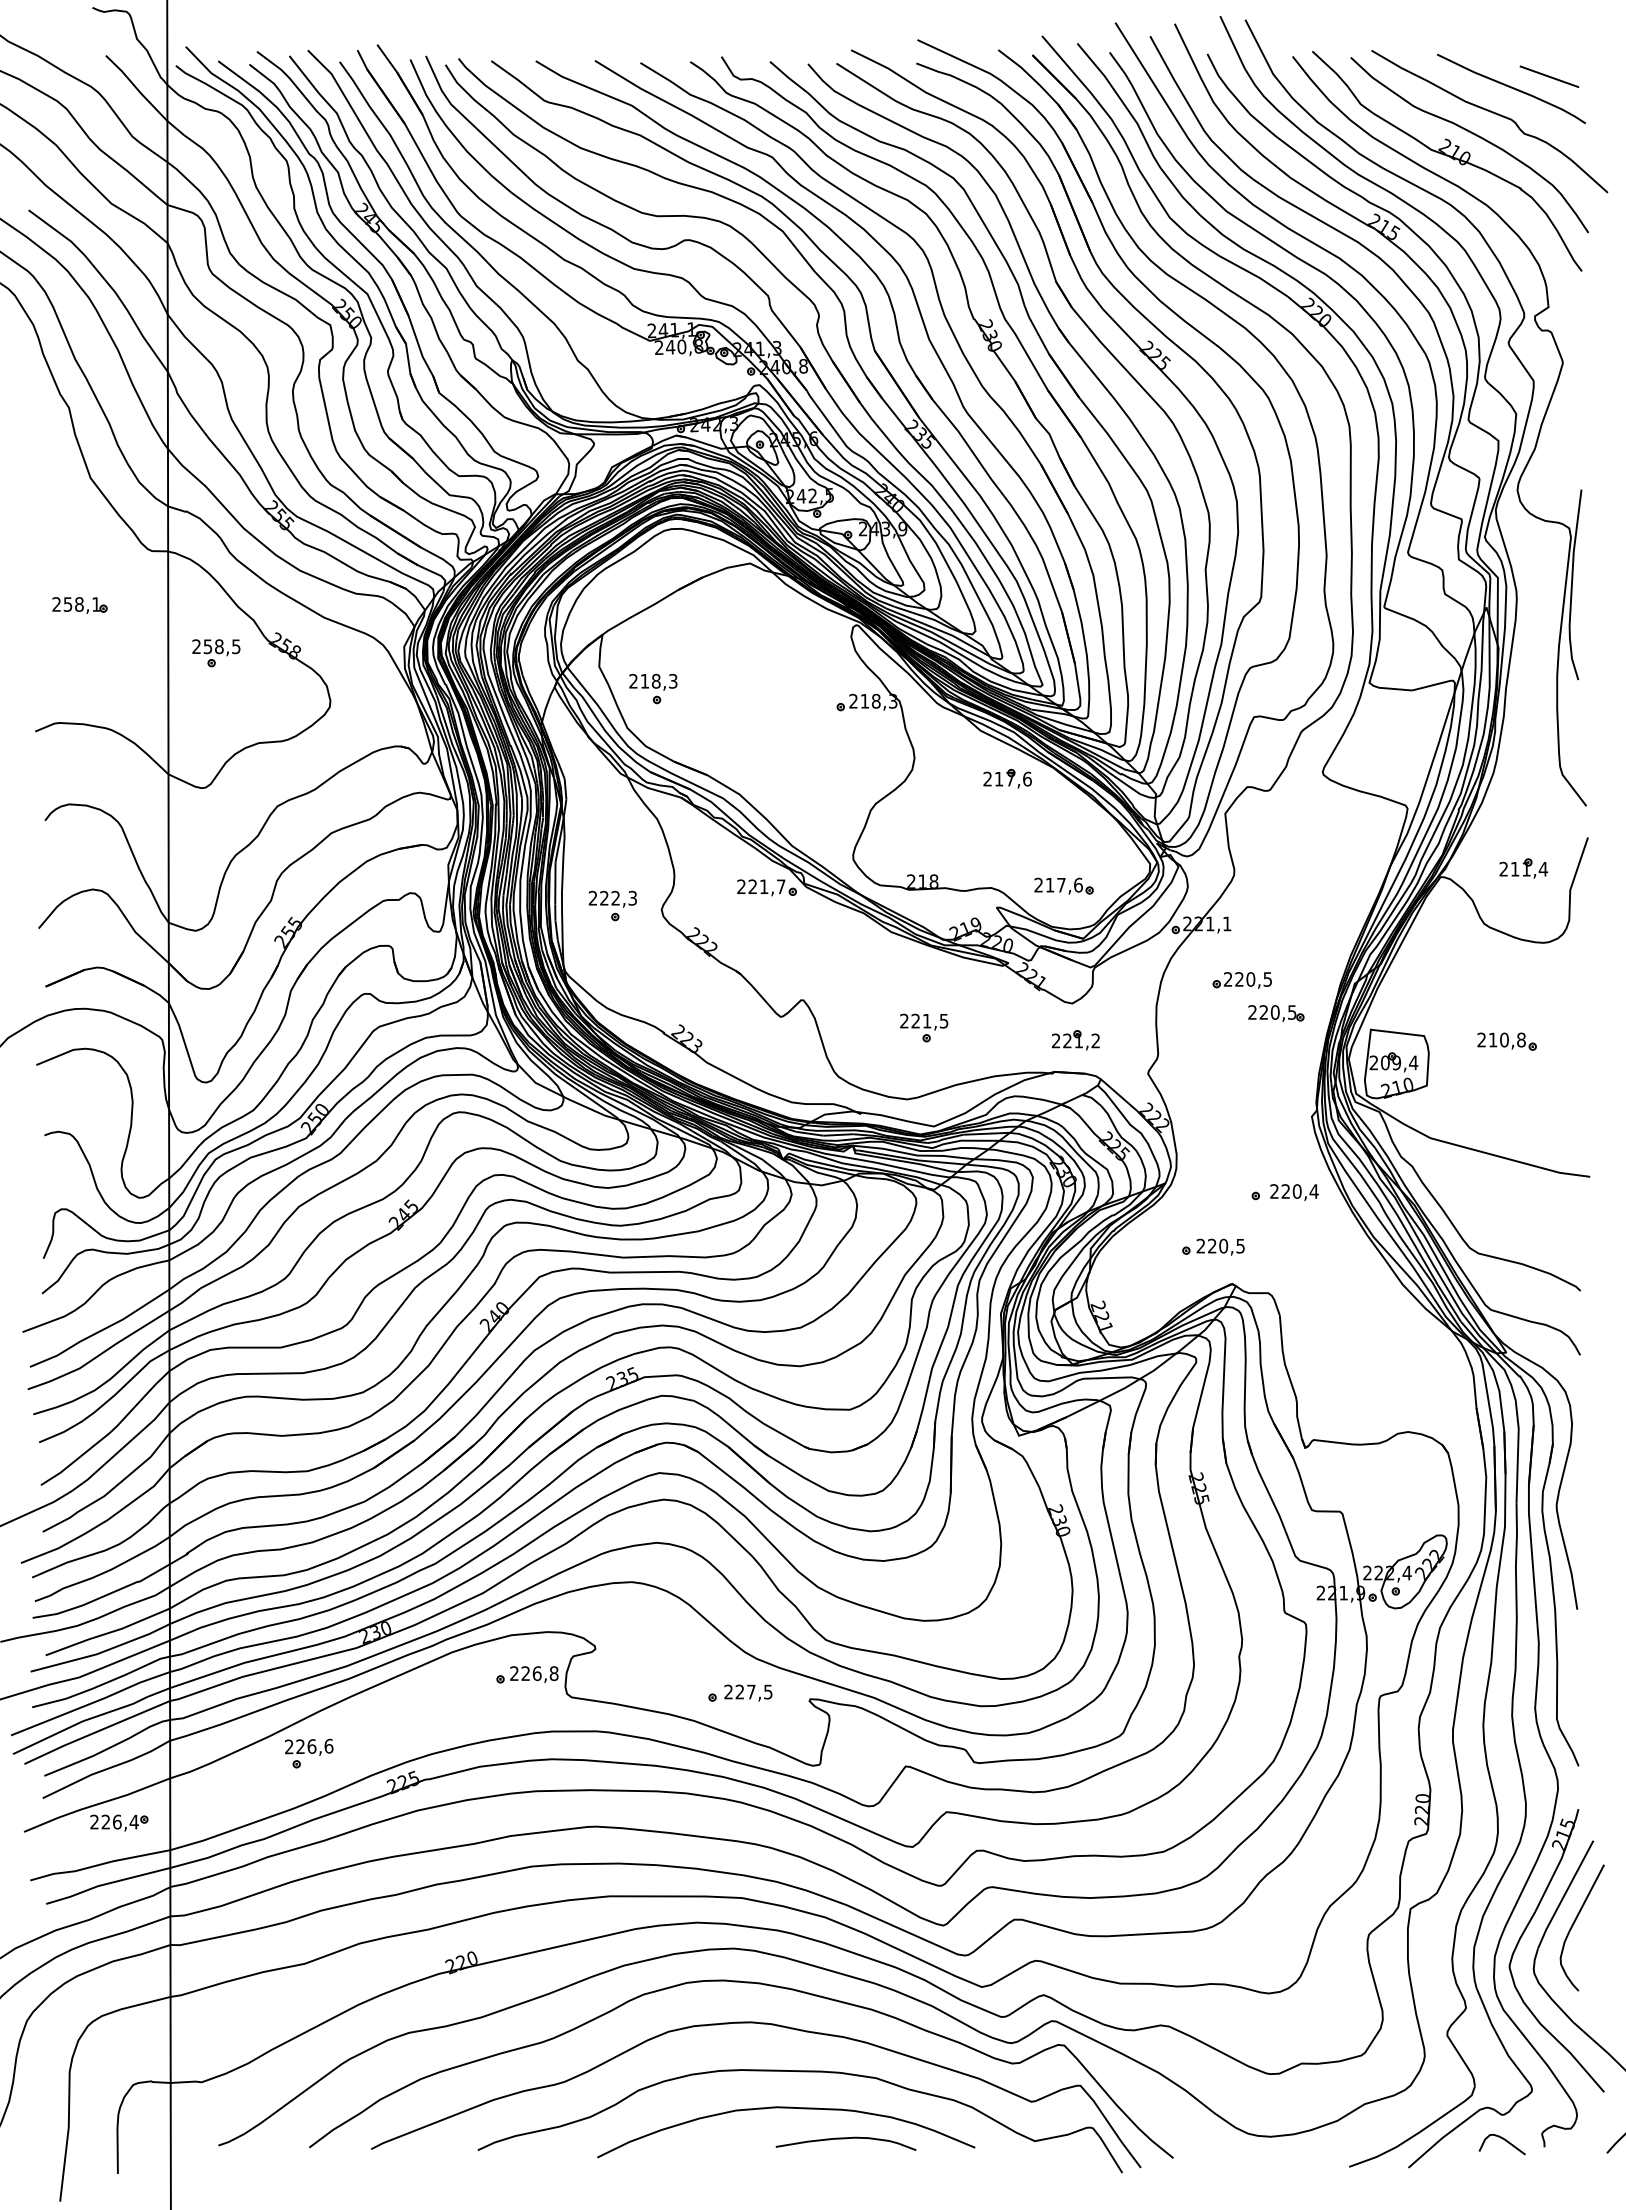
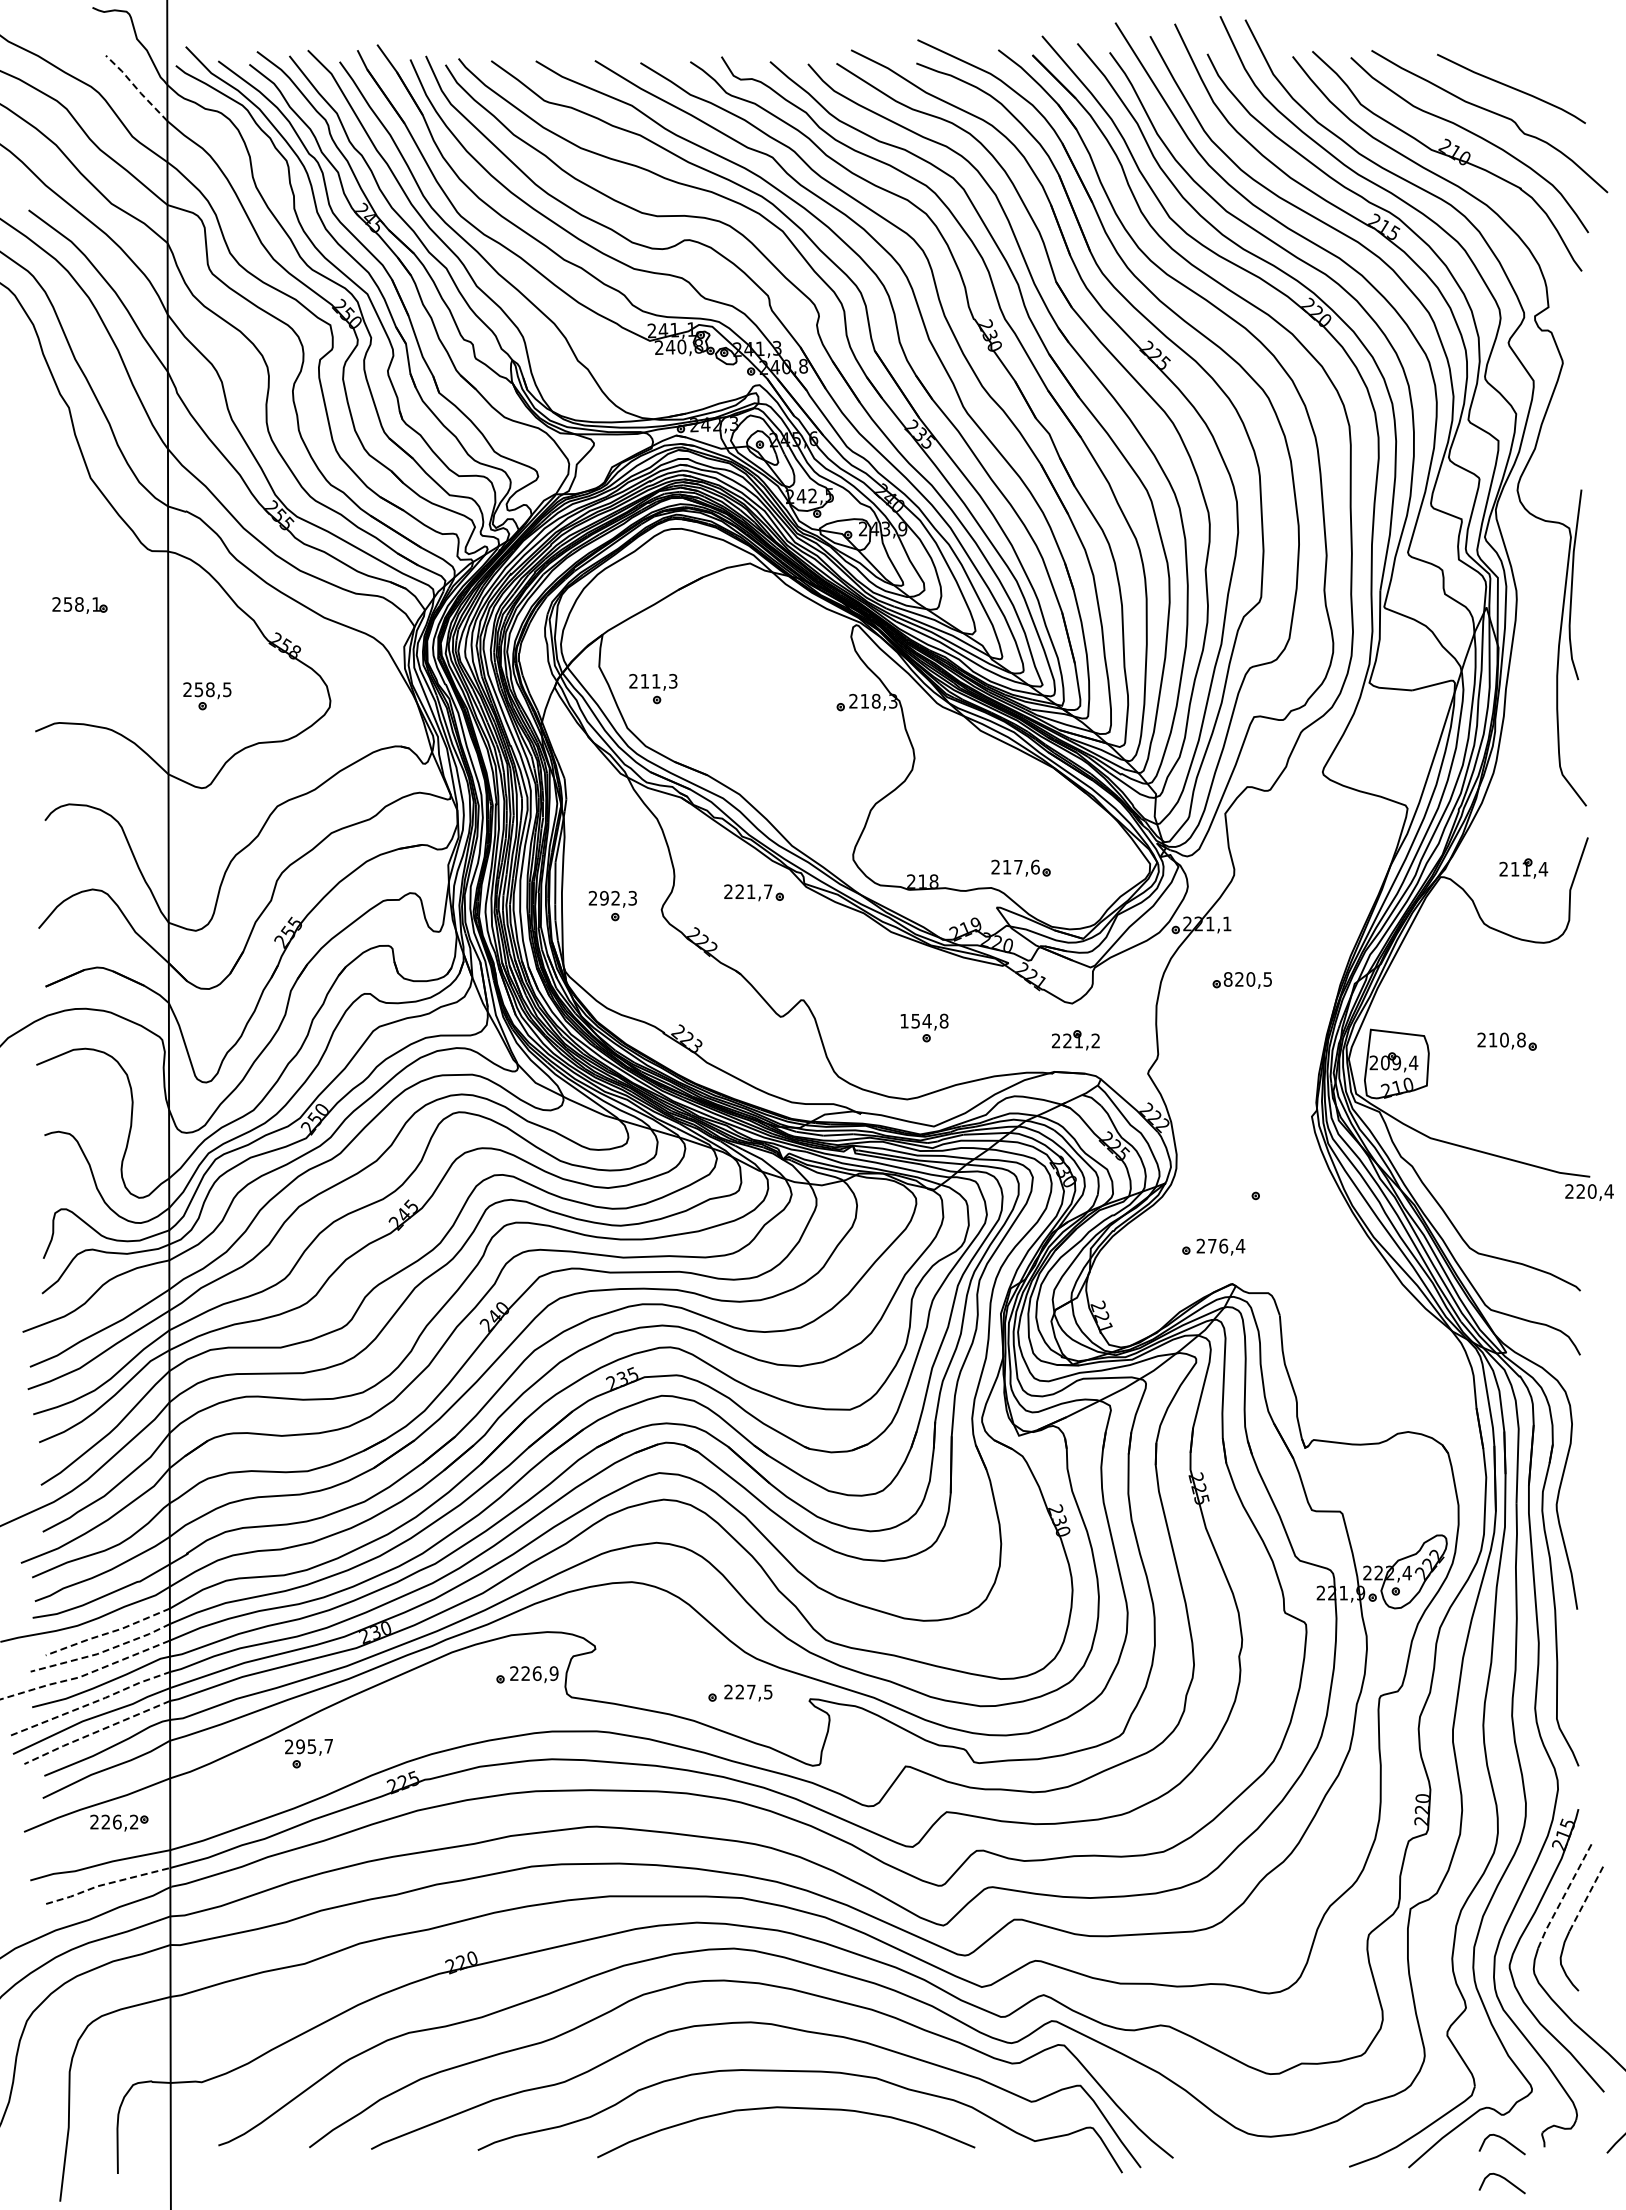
line: present -> none (1549, 76)
line: solid -> dashed (136, 88)
part position: (216, 653) -> (207, 696) (207, 696)
text: 218,3 -> 211,3 (655, 680)
part: present -> none (1007, 778)
part position: (1063, 885) -> (1020, 867) (1020, 867)
part position: (766, 887) -> (753, 892) (753, 892)
text: 222,3 -> 292,3 (604, 898)
text: 220,5 -> 820,5 (1227, 979)
part: present -> none (1276, 1013)
text: 221,5 -> 154,8 (924, 1020)
text position: (1294, 1192) -> (1589, 1192) (1589, 1192)
text: 220,5 -> 276,4 (1226, 1245)
line: solid -> dashed (107, 1633)
line: solid -> dashed (101, 1652)
text: 226,8 -> 226,9 (553, 1673)
line: solid -> dashed (85, 1674)
line: solid -> dashed (91, 1703)
line: solid -> dashed (95, 1732)
text: 226,6 -> 295,7 (314, 1746)
text: 226,4 -> 226,2 (133, 1821)
line: solid -> dashed (106, 1884)
line: solid -> dashed (1564, 1894)
line: solid -> dashed (1586, 1898)
curve: present -> none (845, 2139)
curve: none -> present (1504, 2179)
